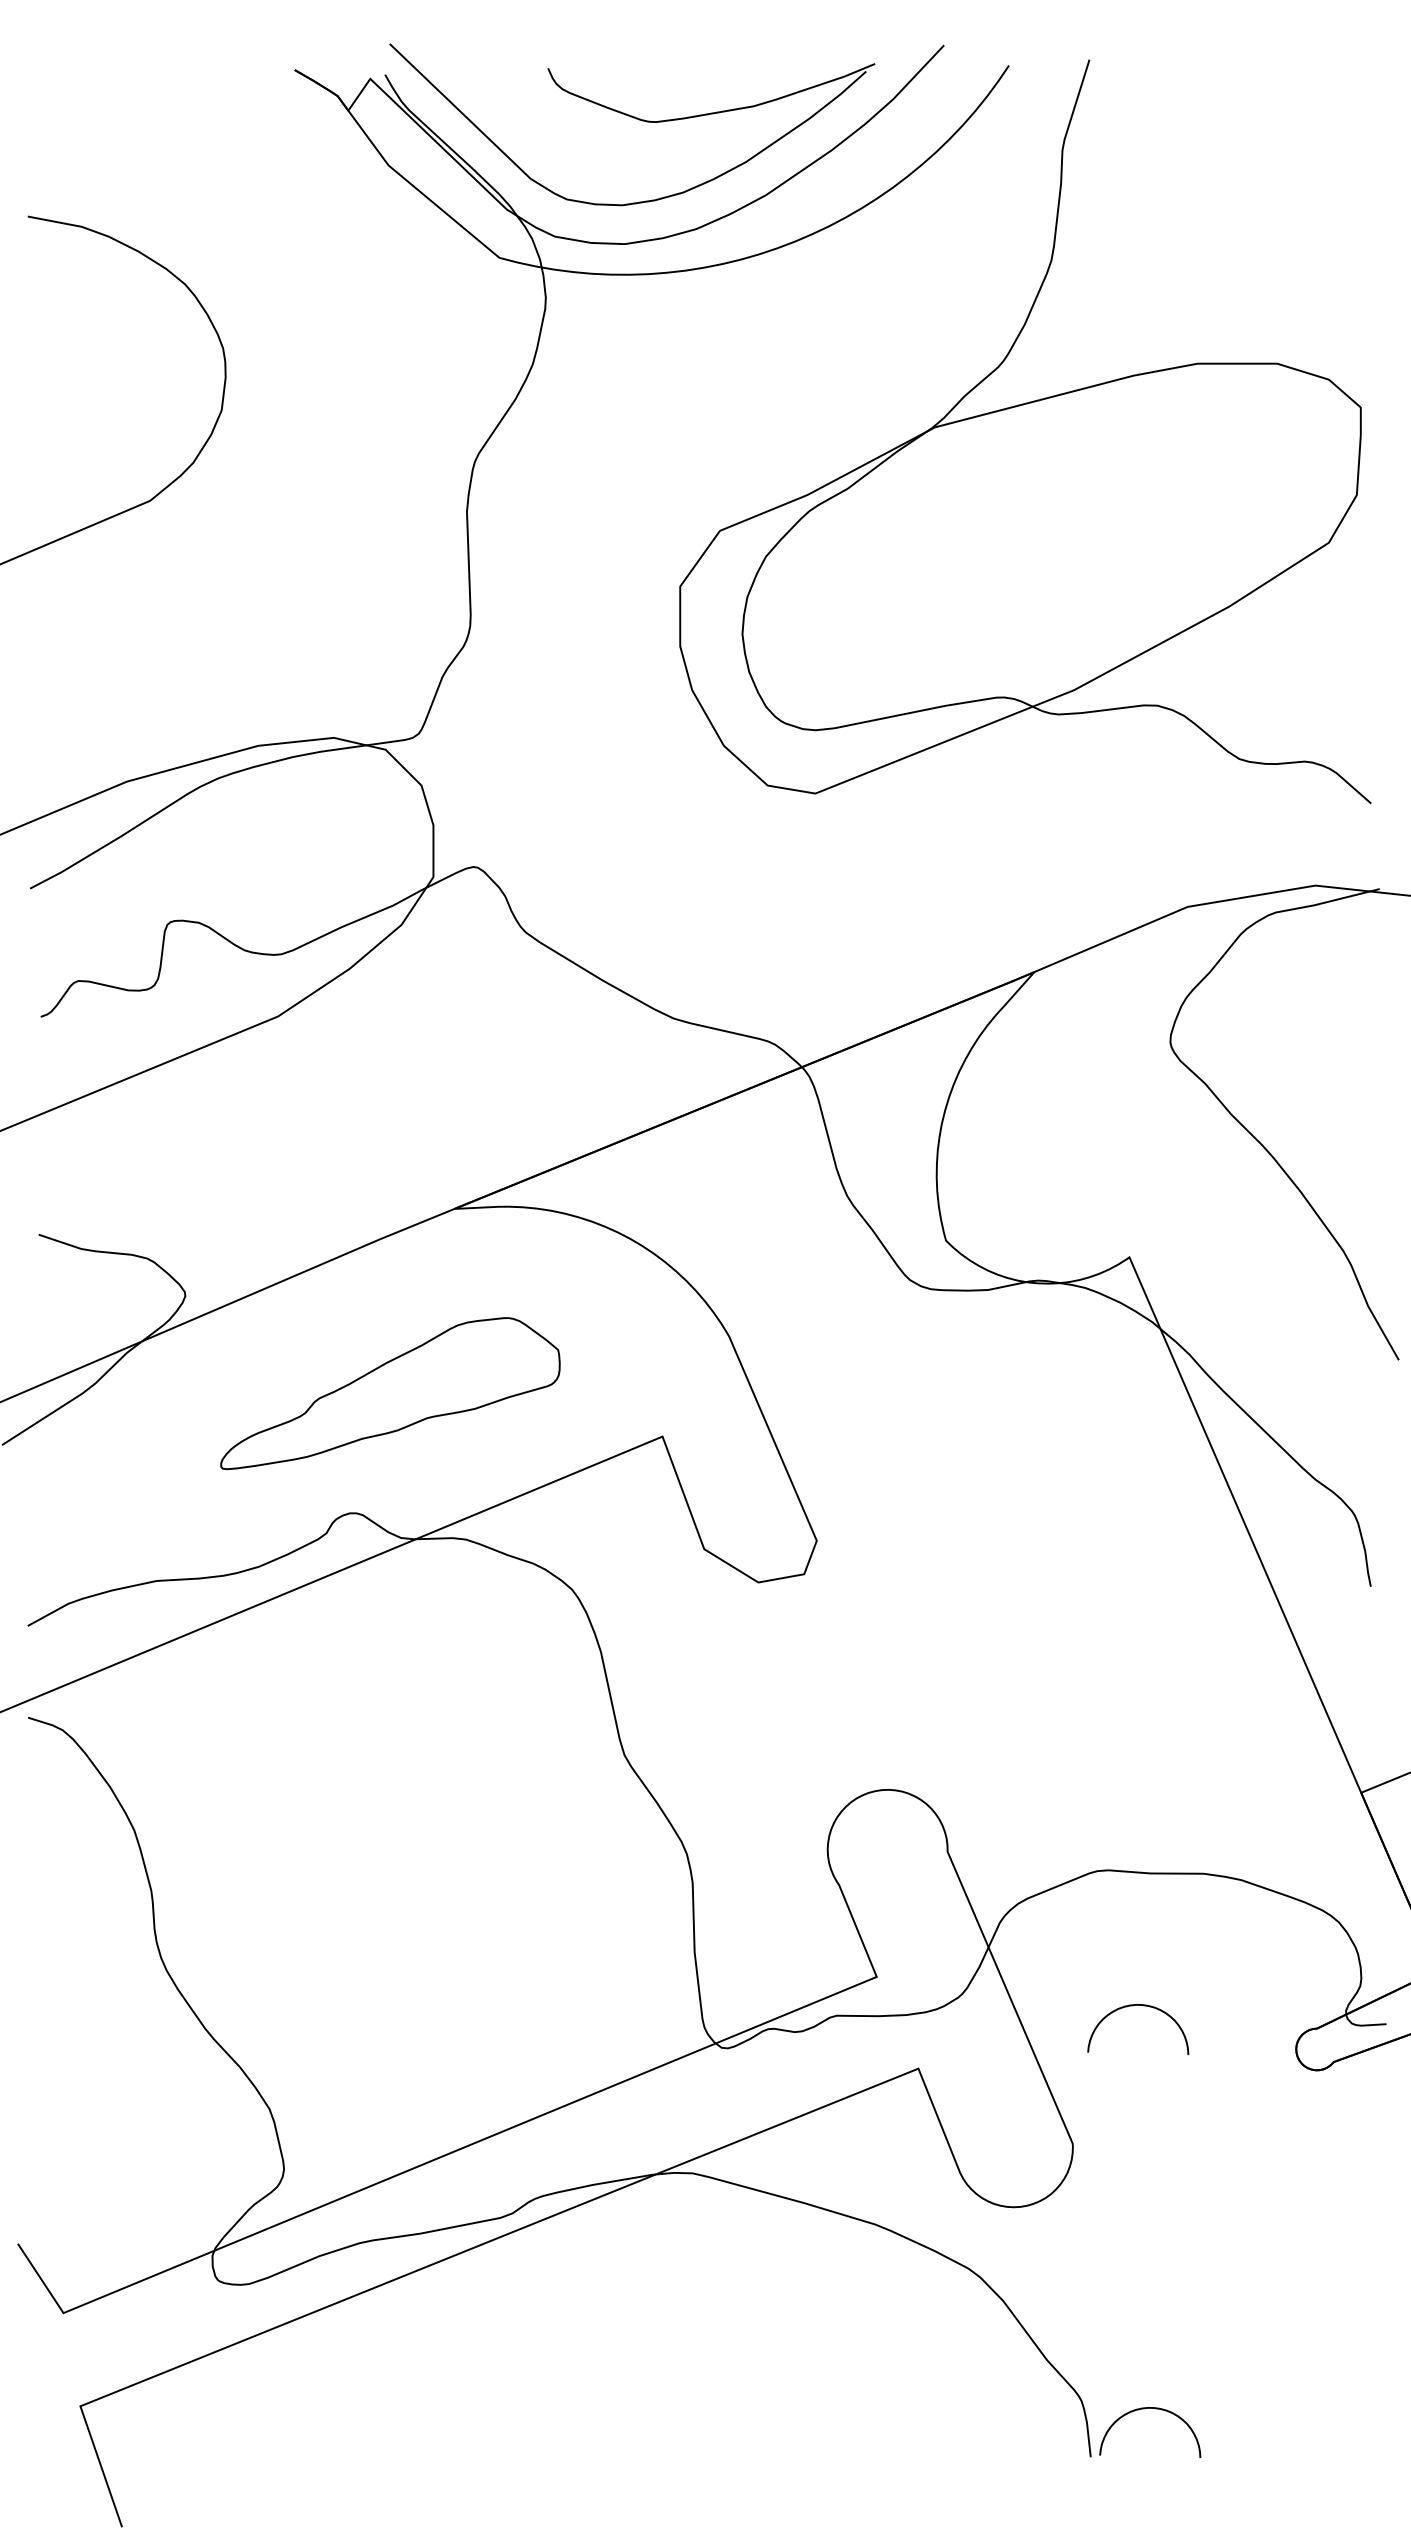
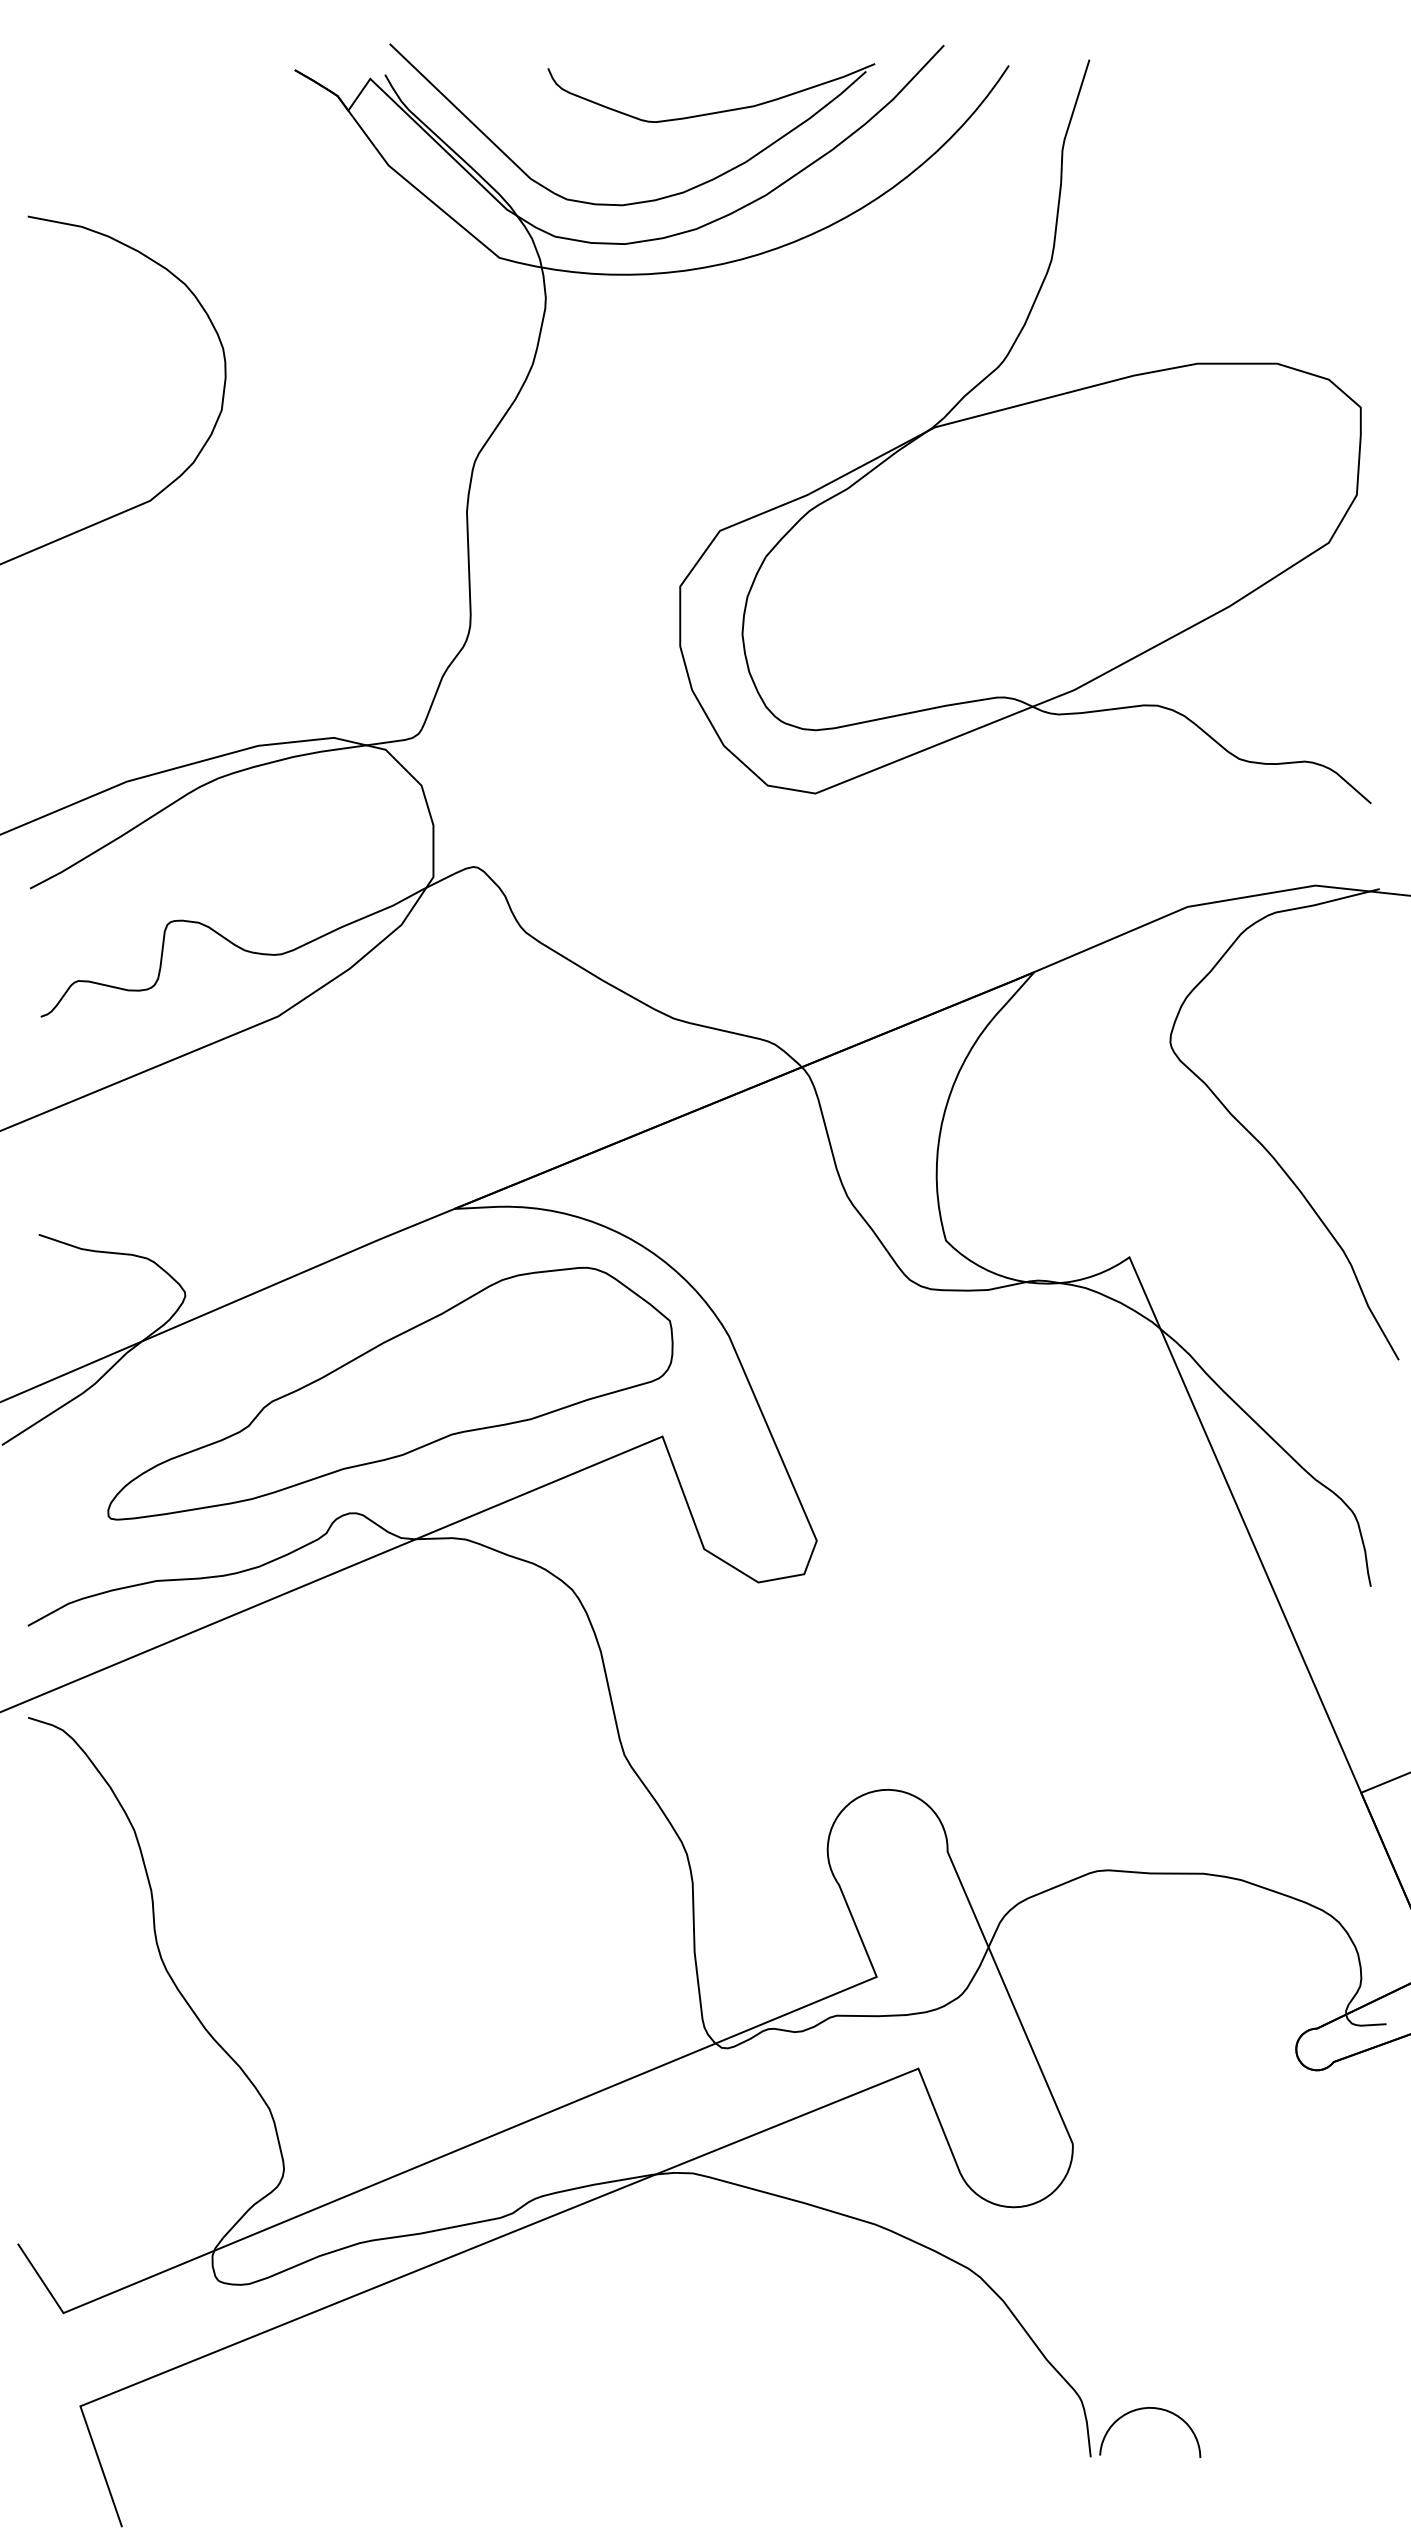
part size: 341x154 px -> 567x255 px (390, 1393)
curve: present -> none (1133, 2006)
